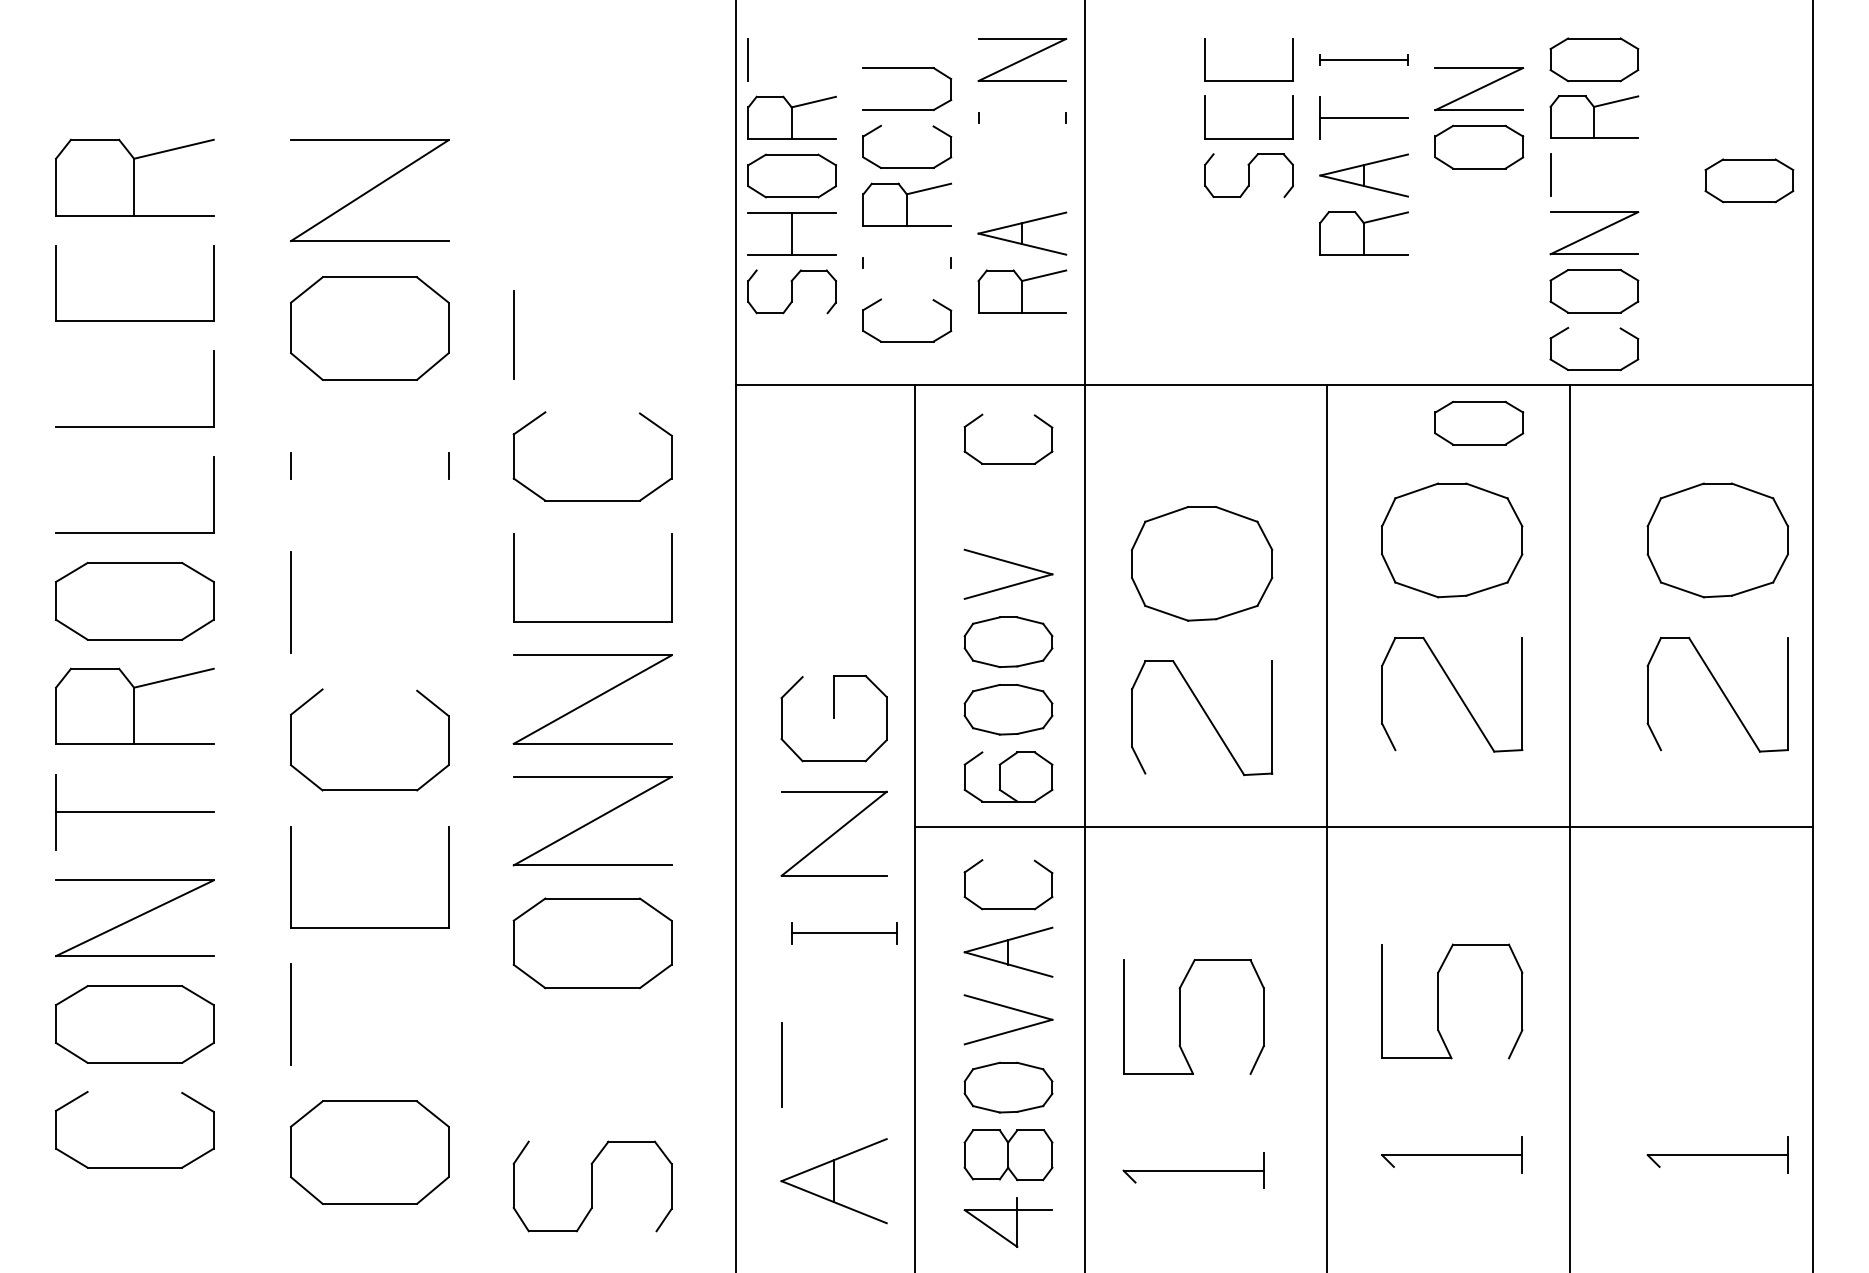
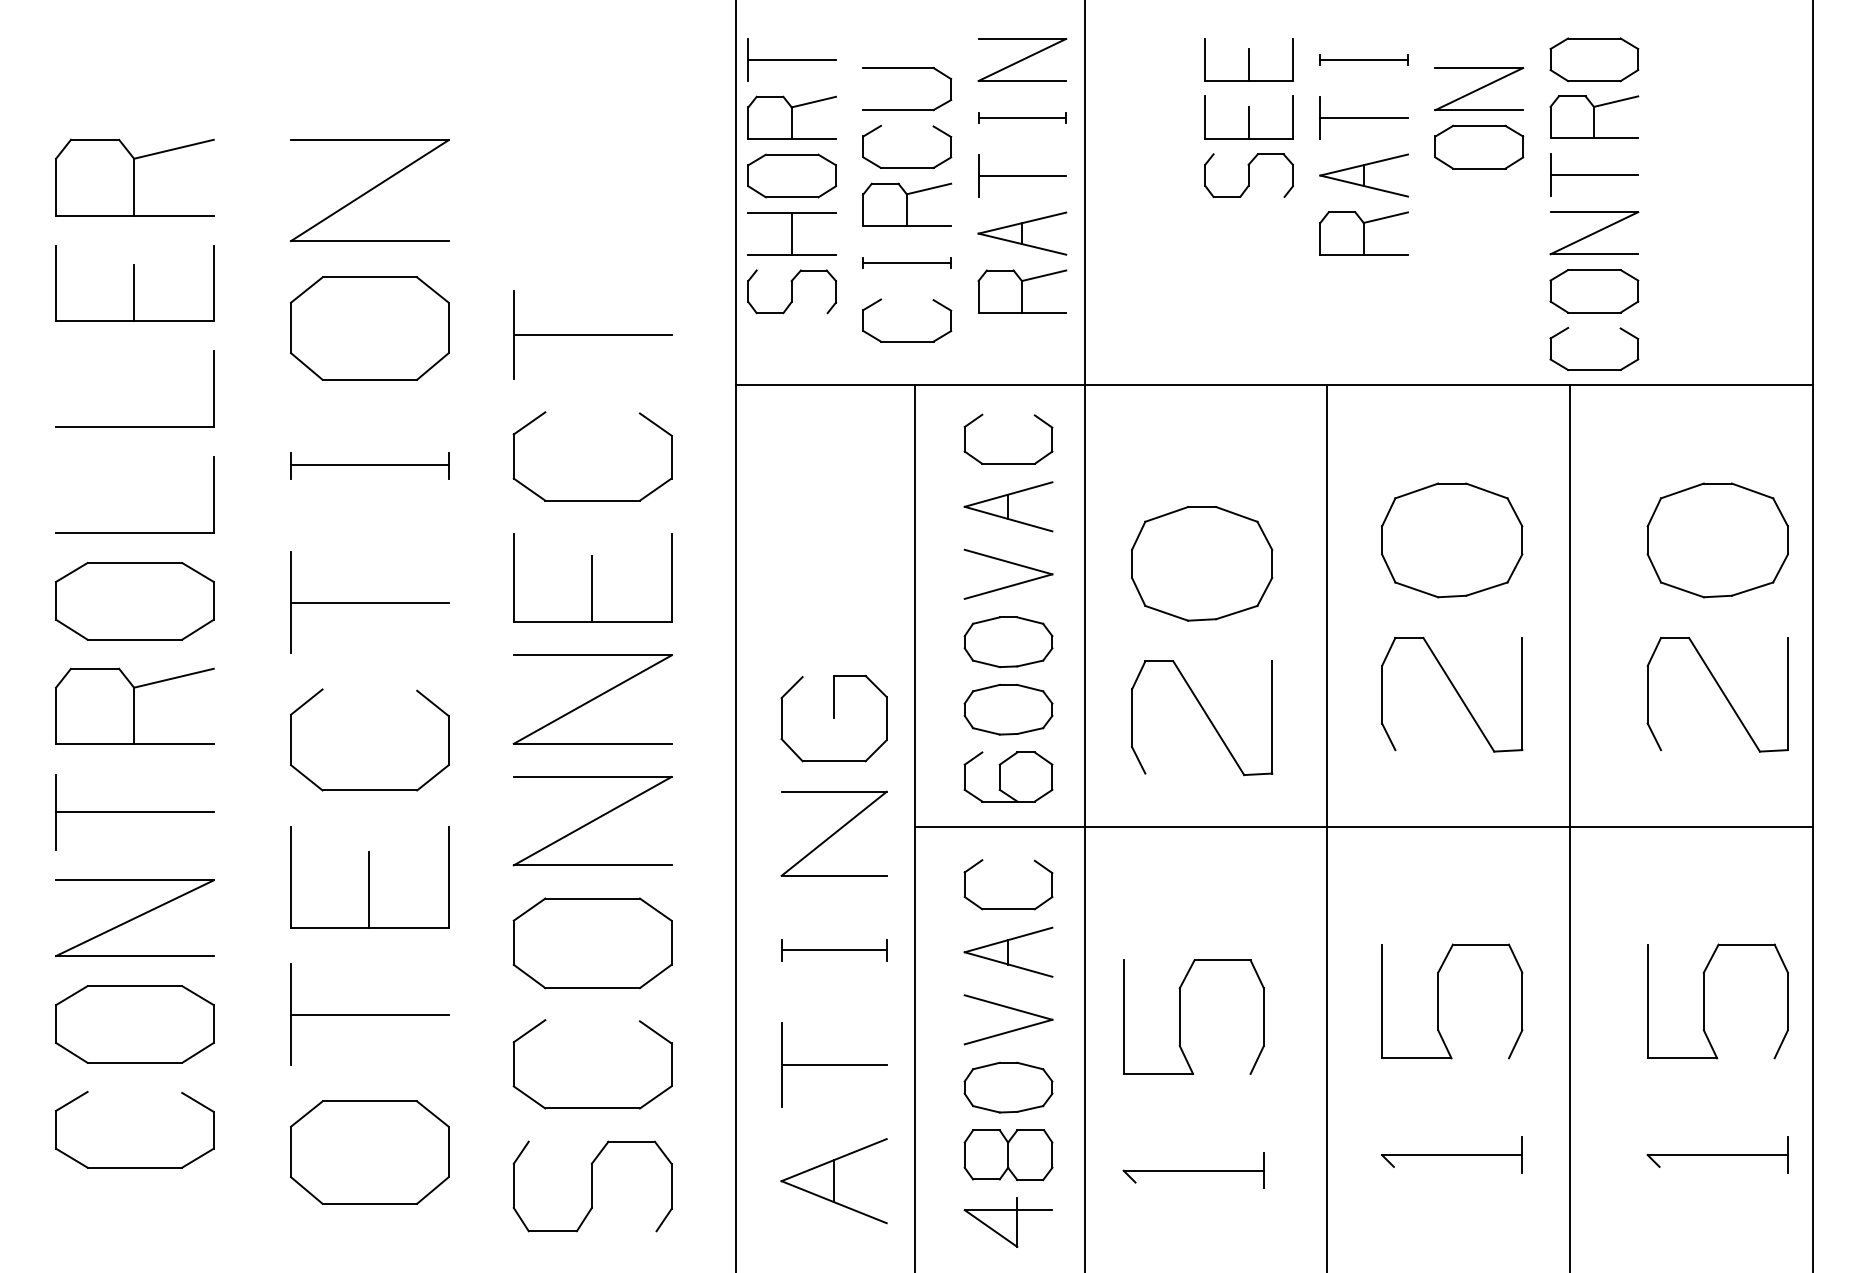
line: none -> present (791, 59)
line: none -> present (1248, 64)
line: none -> present (1022, 117)
line: none -> present (1248, 122)
part: none -> present (1022, 175)
line: none -> present (1594, 175)
part: present -> none (1749, 180)
line: none -> present (907, 262)
line: none -> present (134, 292)
line: none -> present (592, 334)
part: present -> none (1479, 422)
line: none -> present (369, 465)
part: none -> present (1008, 506)
line: none -> present (591, 588)
line: none -> present (369, 602)
line: none -> present (369, 889)
part position: (844, 933) -> (834, 950) (834, 950)
part: none -> present (1704, 1001)
line: none -> present (369, 1014)
line: none -> present (833, 1065)
part: none -> present (592, 1107)
